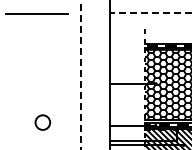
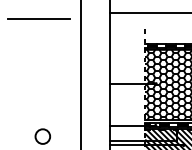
line: dashed -> solid (150, 12)
line position: (36, 13) -> (38, 18) (38, 18)
line: dashed -> solid (80, 74)
circle position: (42, 122) -> (42, 136) (42, 136)
